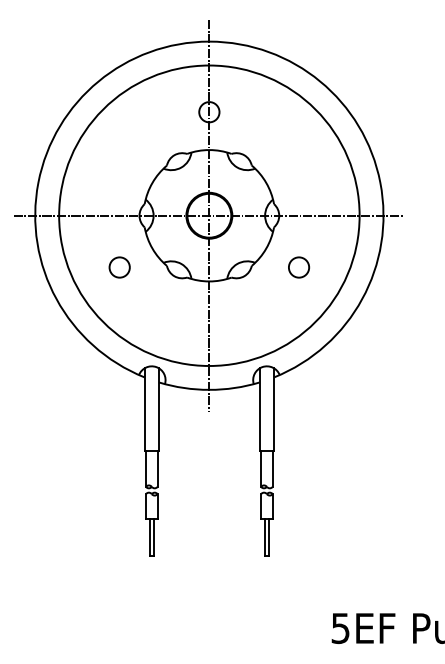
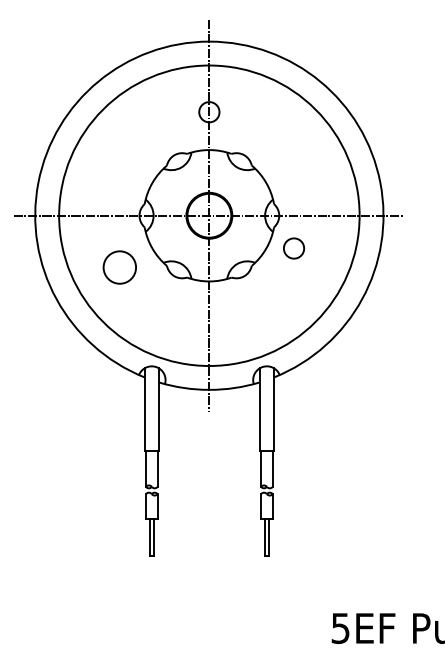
circle size: 23x23 px -> 35x35 px (119, 267)
circle position: (299, 267) -> (294, 248) (294, 248)
